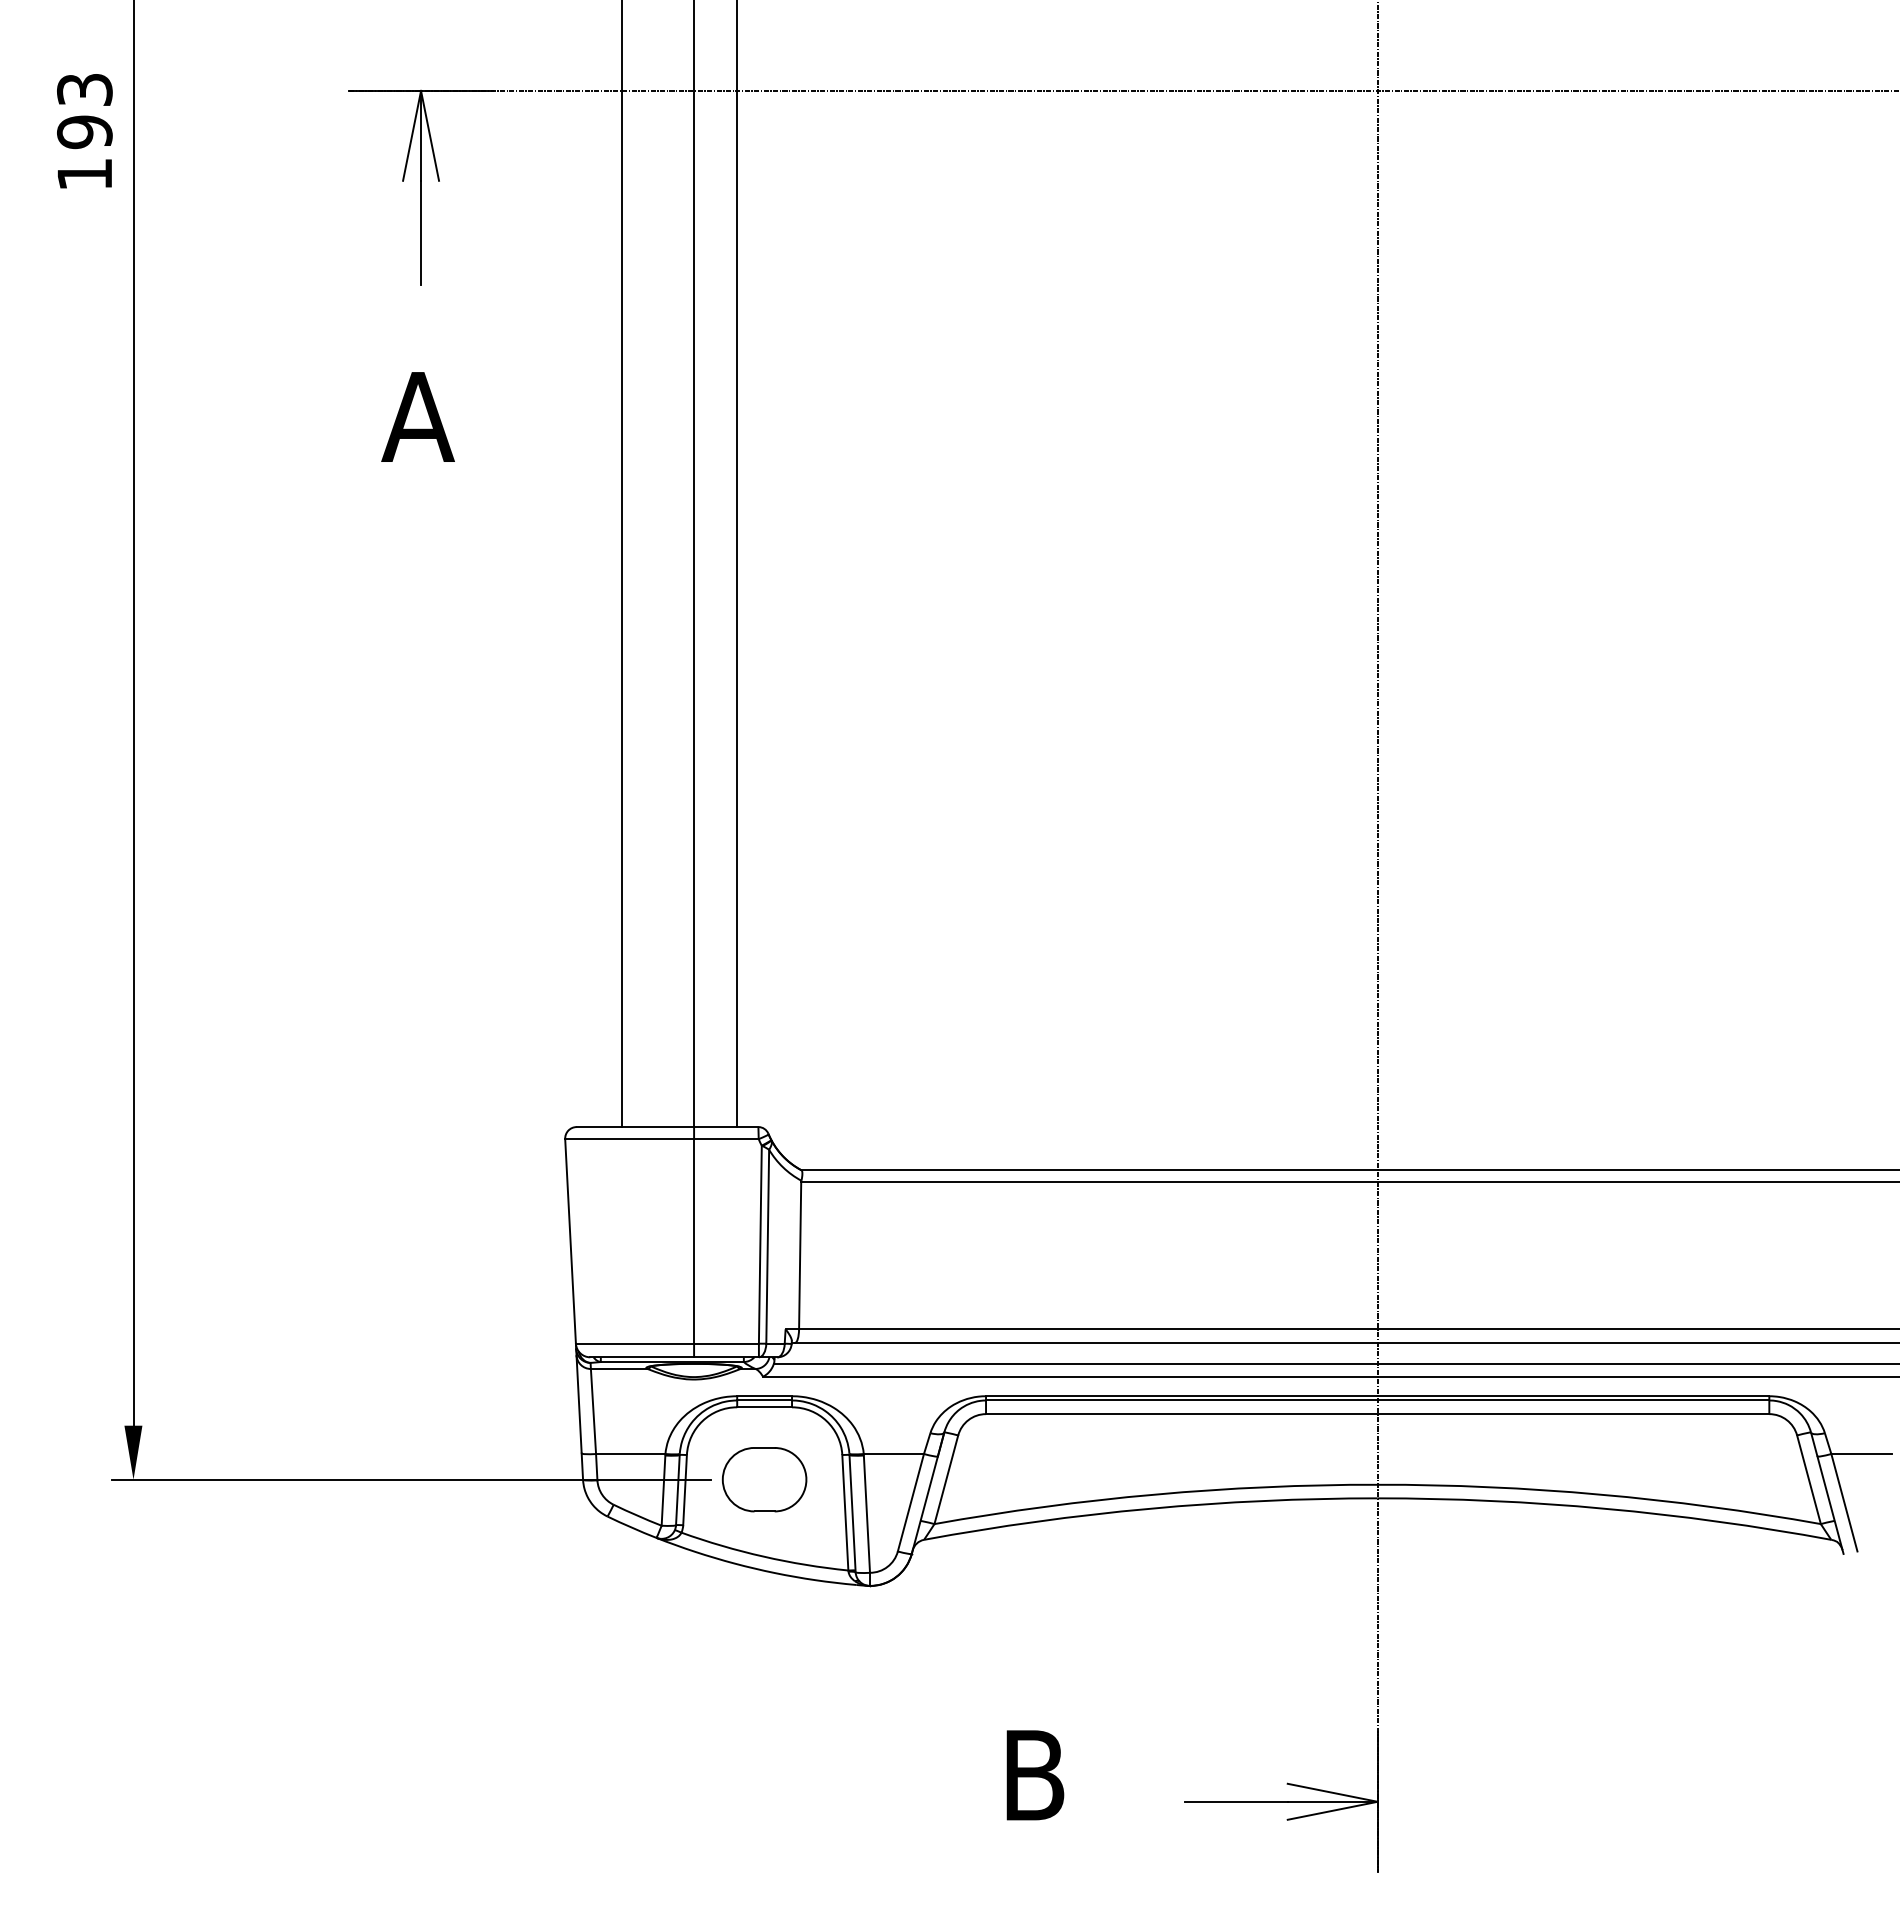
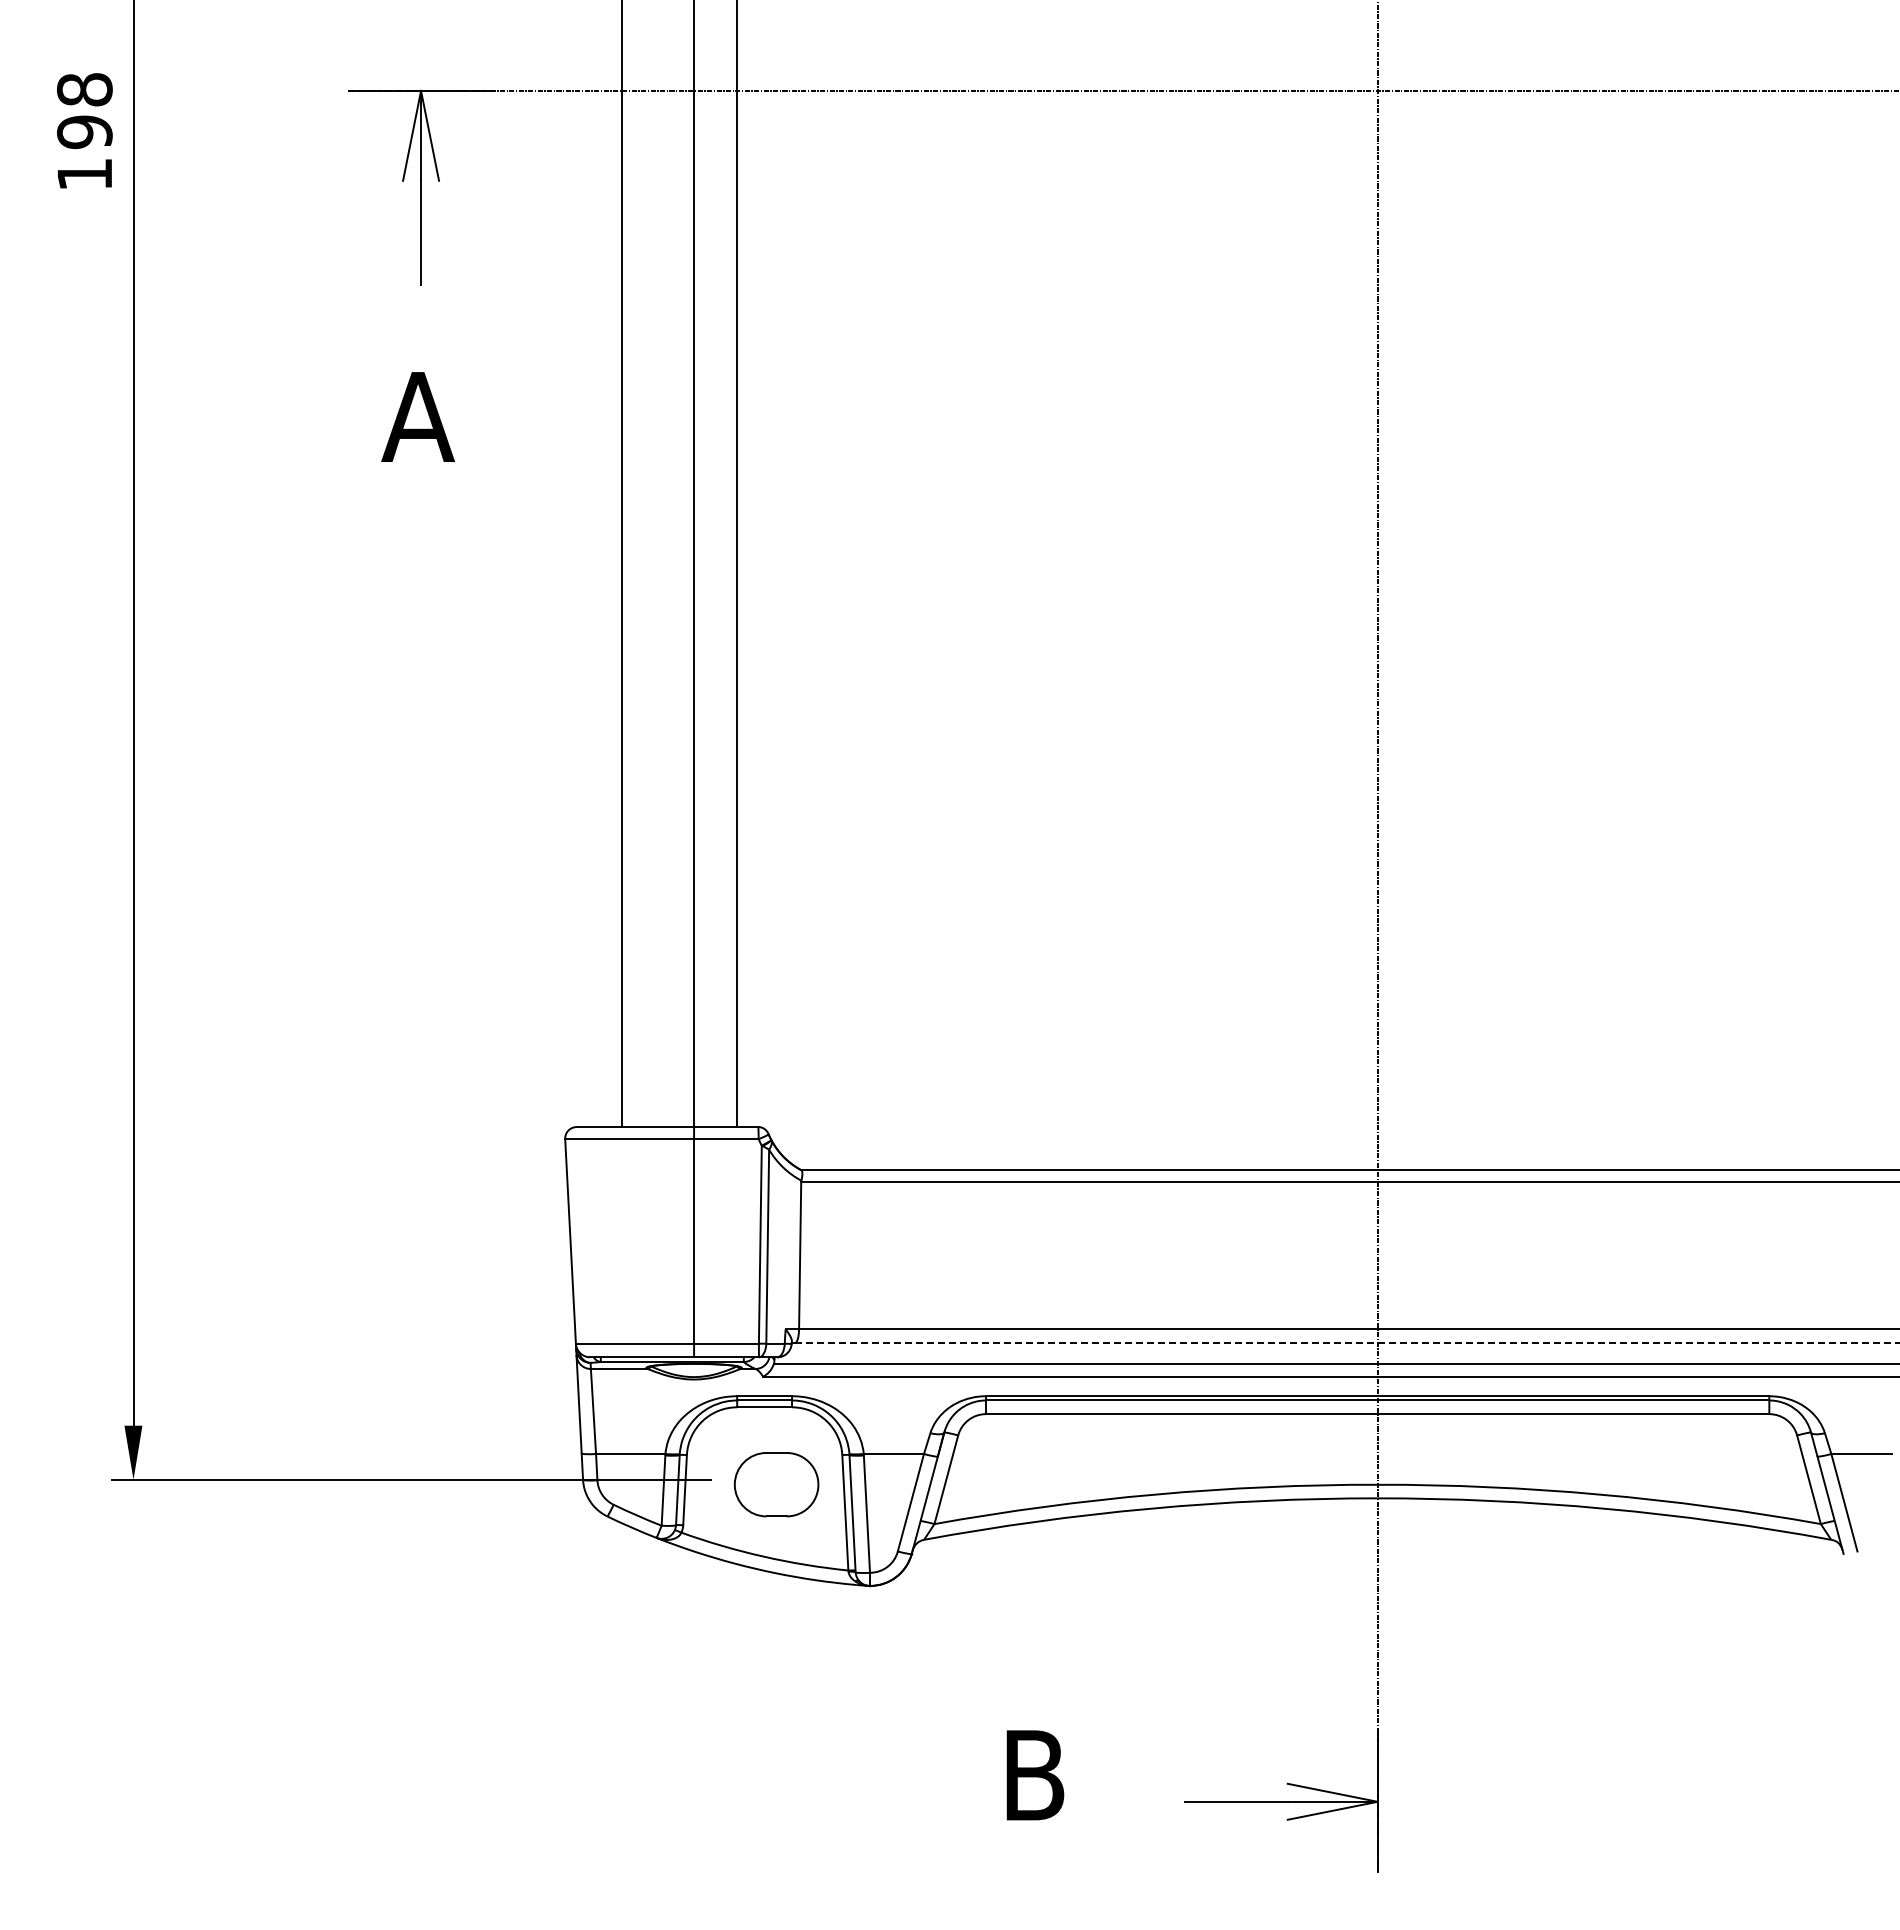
text: 193 -> 198 (84, 89)
line: solid -> dashed (1347, 1342)
part position: (764, 1479) -> (776, 1484) (776, 1484)
